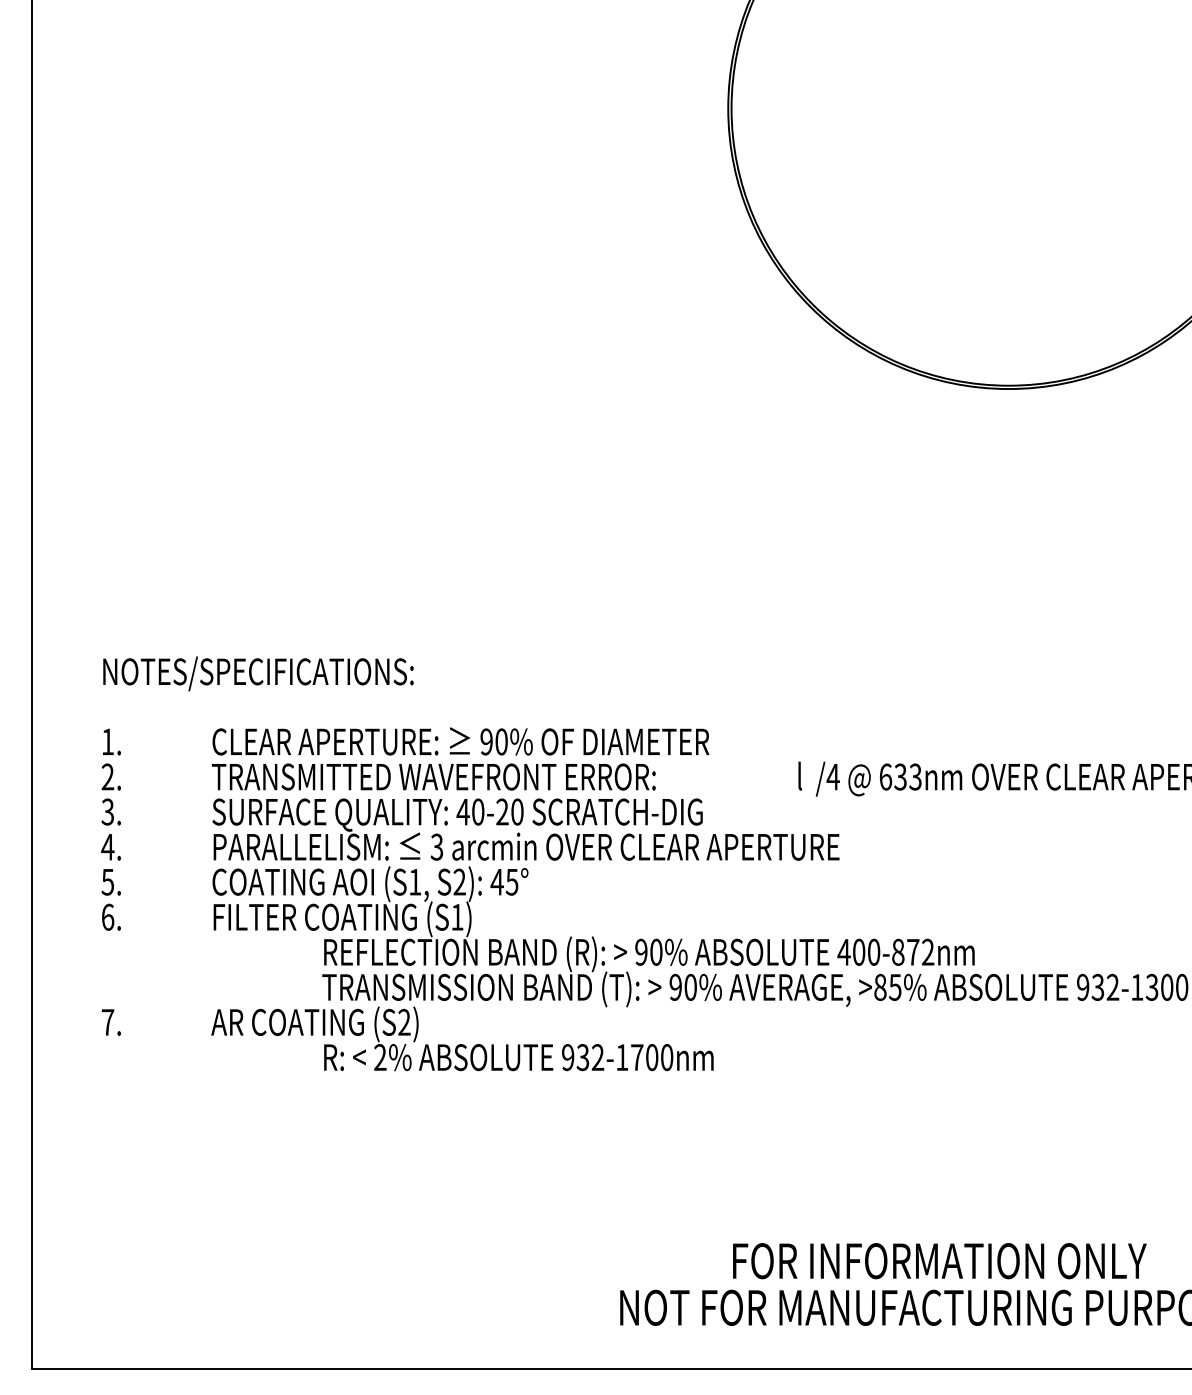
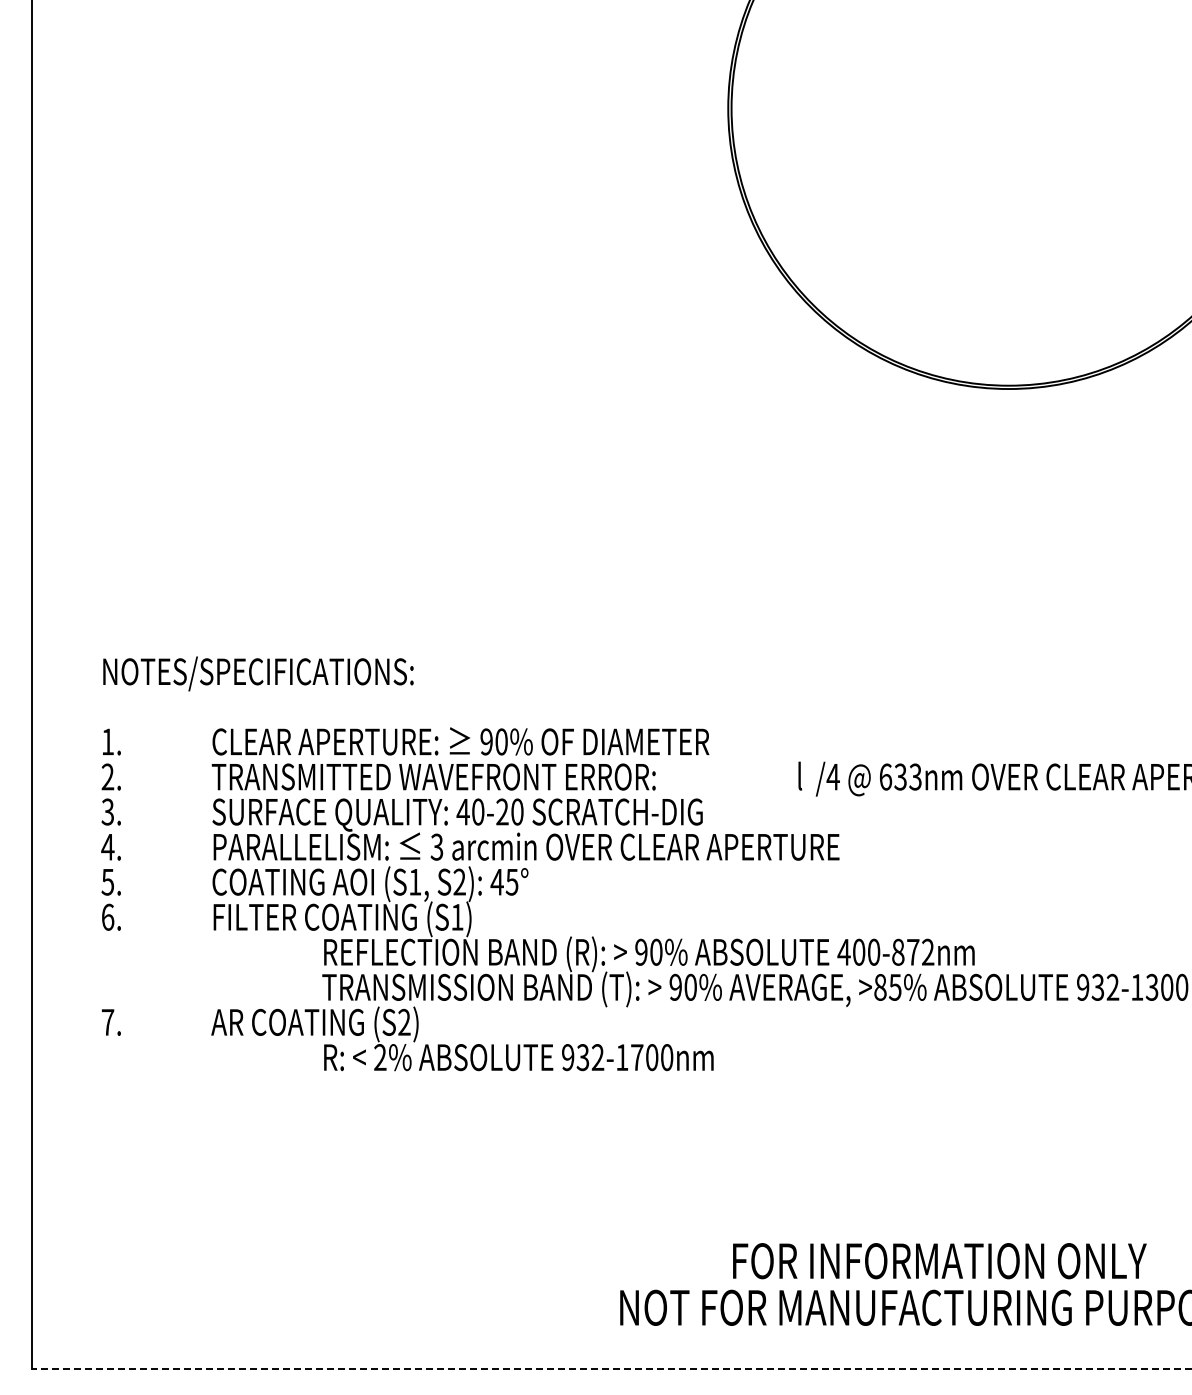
line: solid -> dashed (611, 1369)
